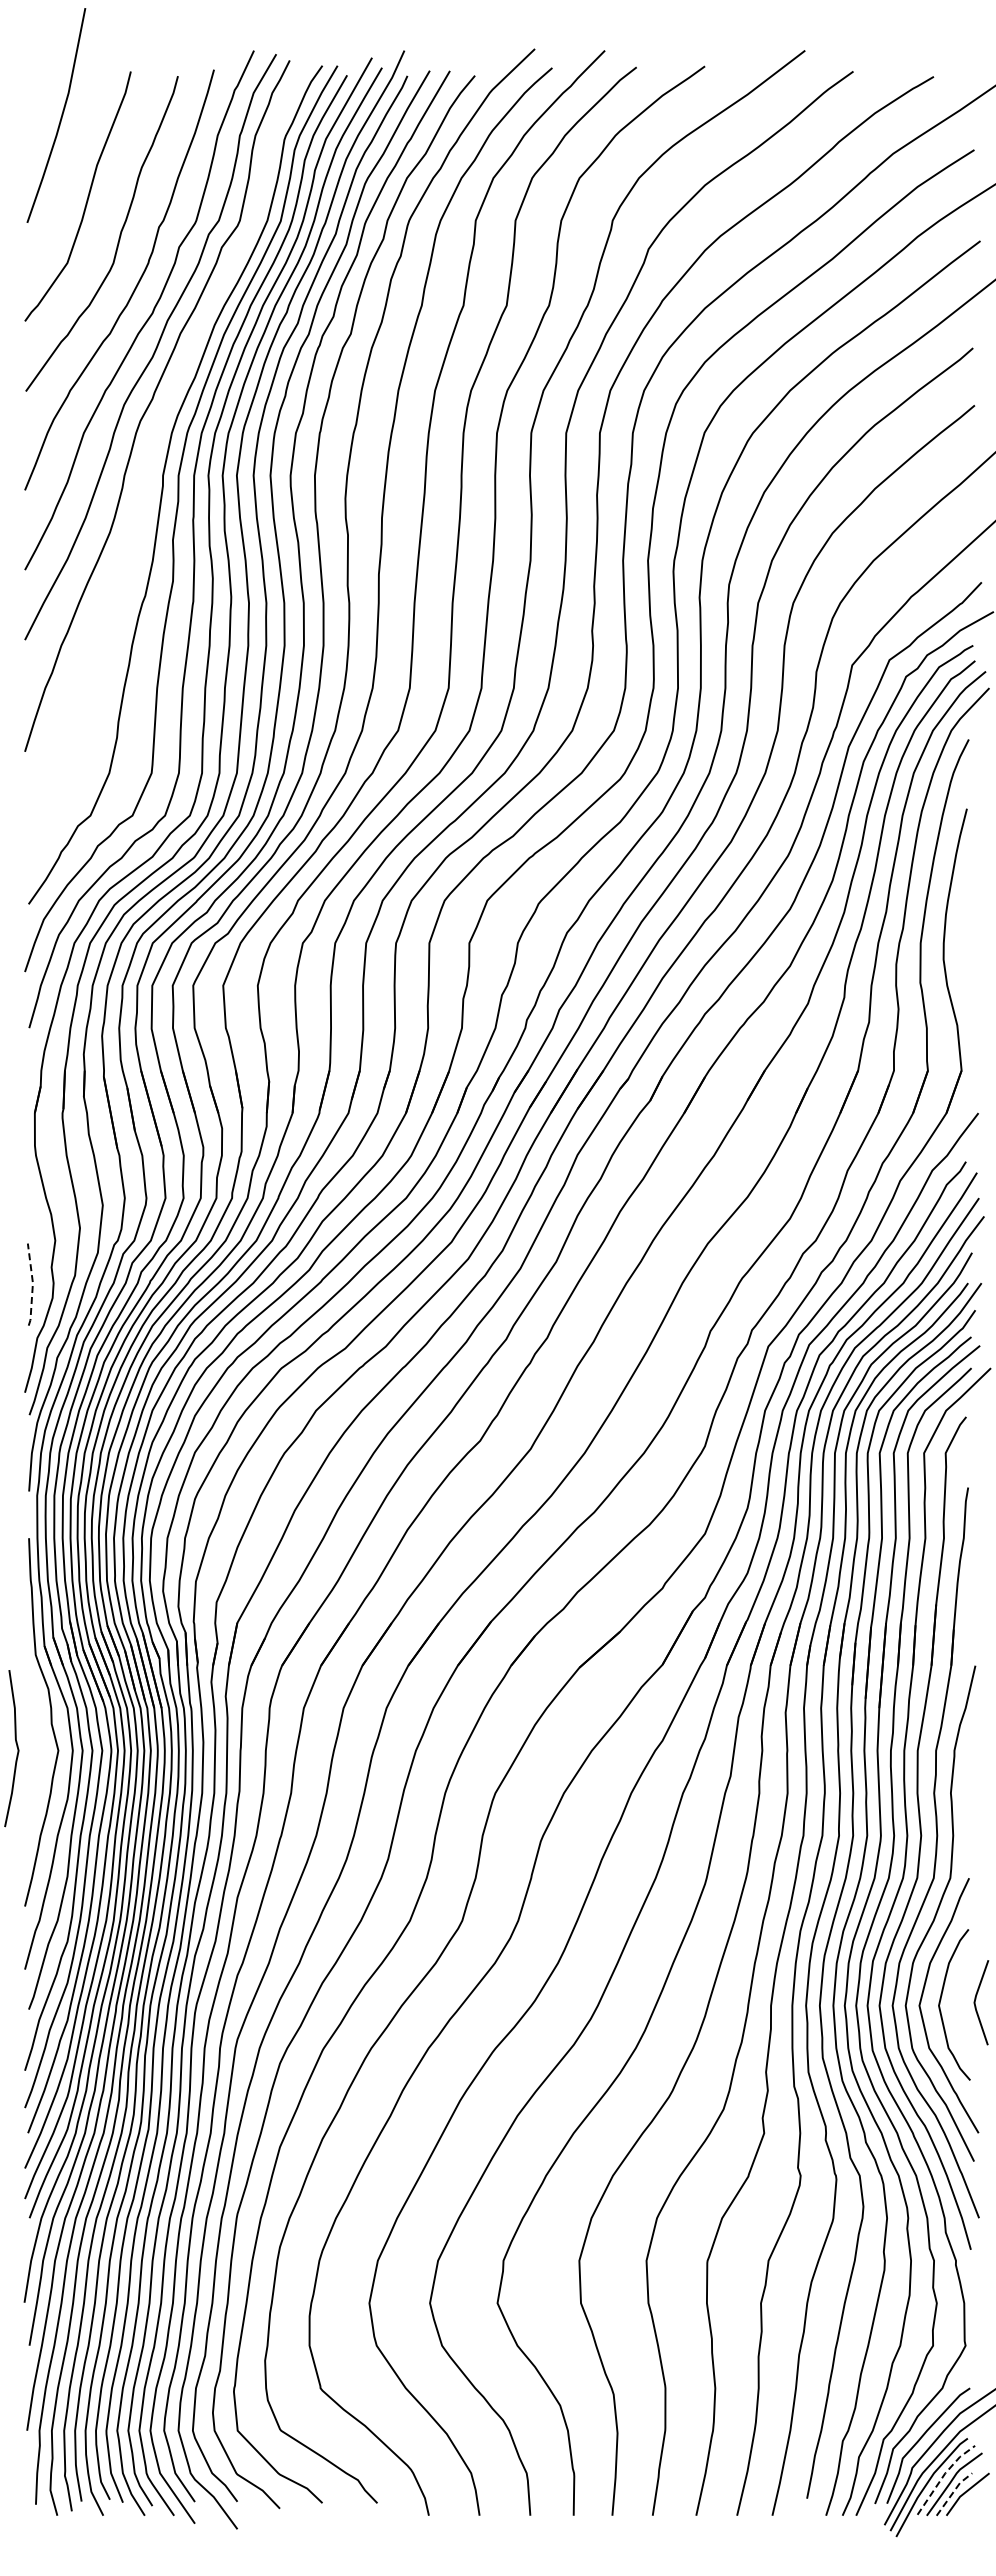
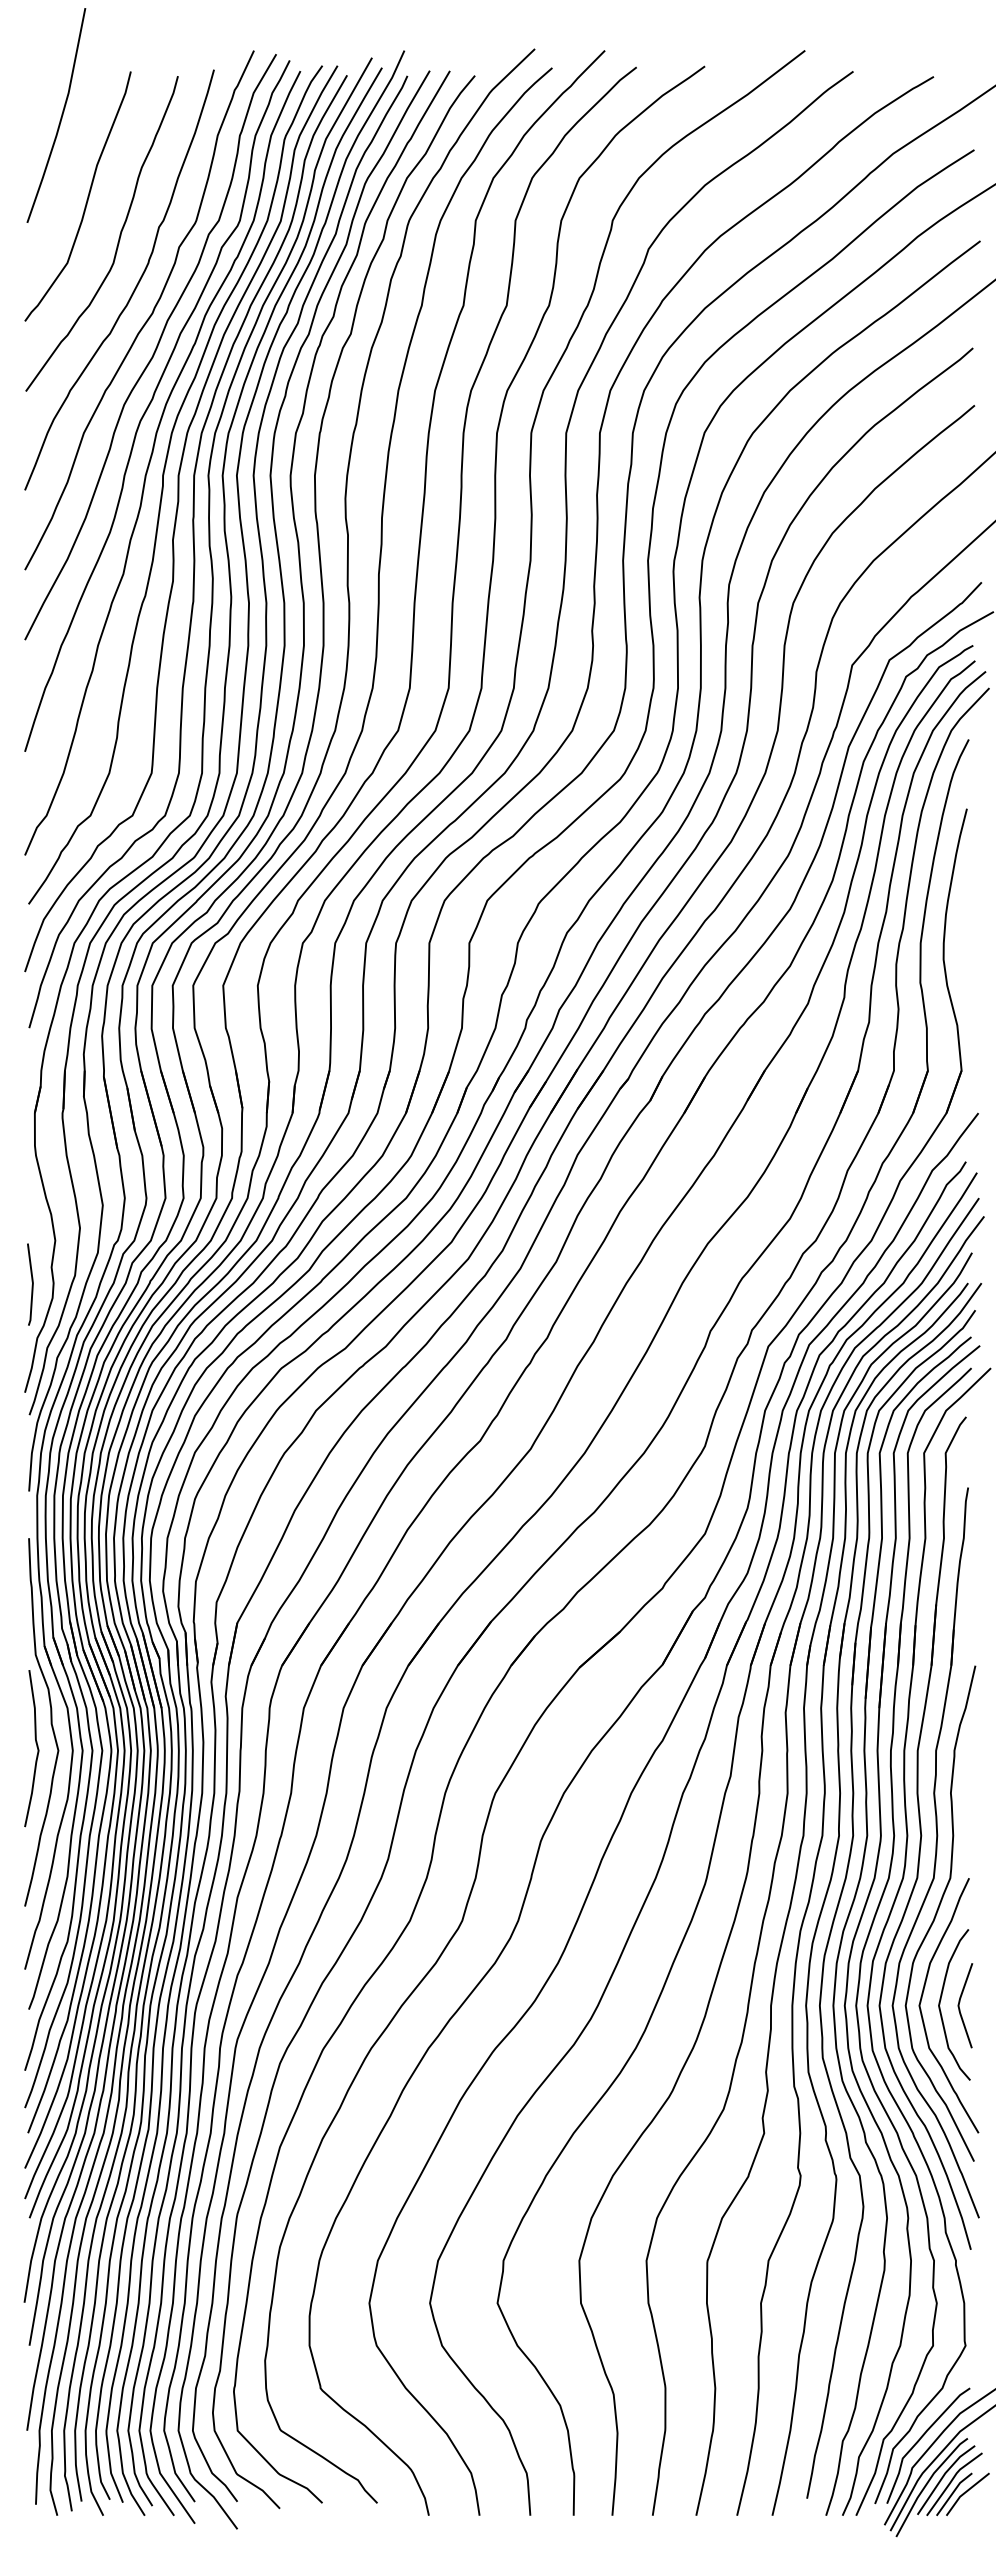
curve: none -> present (151, 459)
line: dashed -> solid (32, 1285)
curve position: (16, 1747) -> (36, 1747) (36, 1747)
line position: (976, 1999) -> (960, 2002) (960, 2002)
line: dashed -> solid (943, 2475)
line: dashed -> solid (953, 2492)
